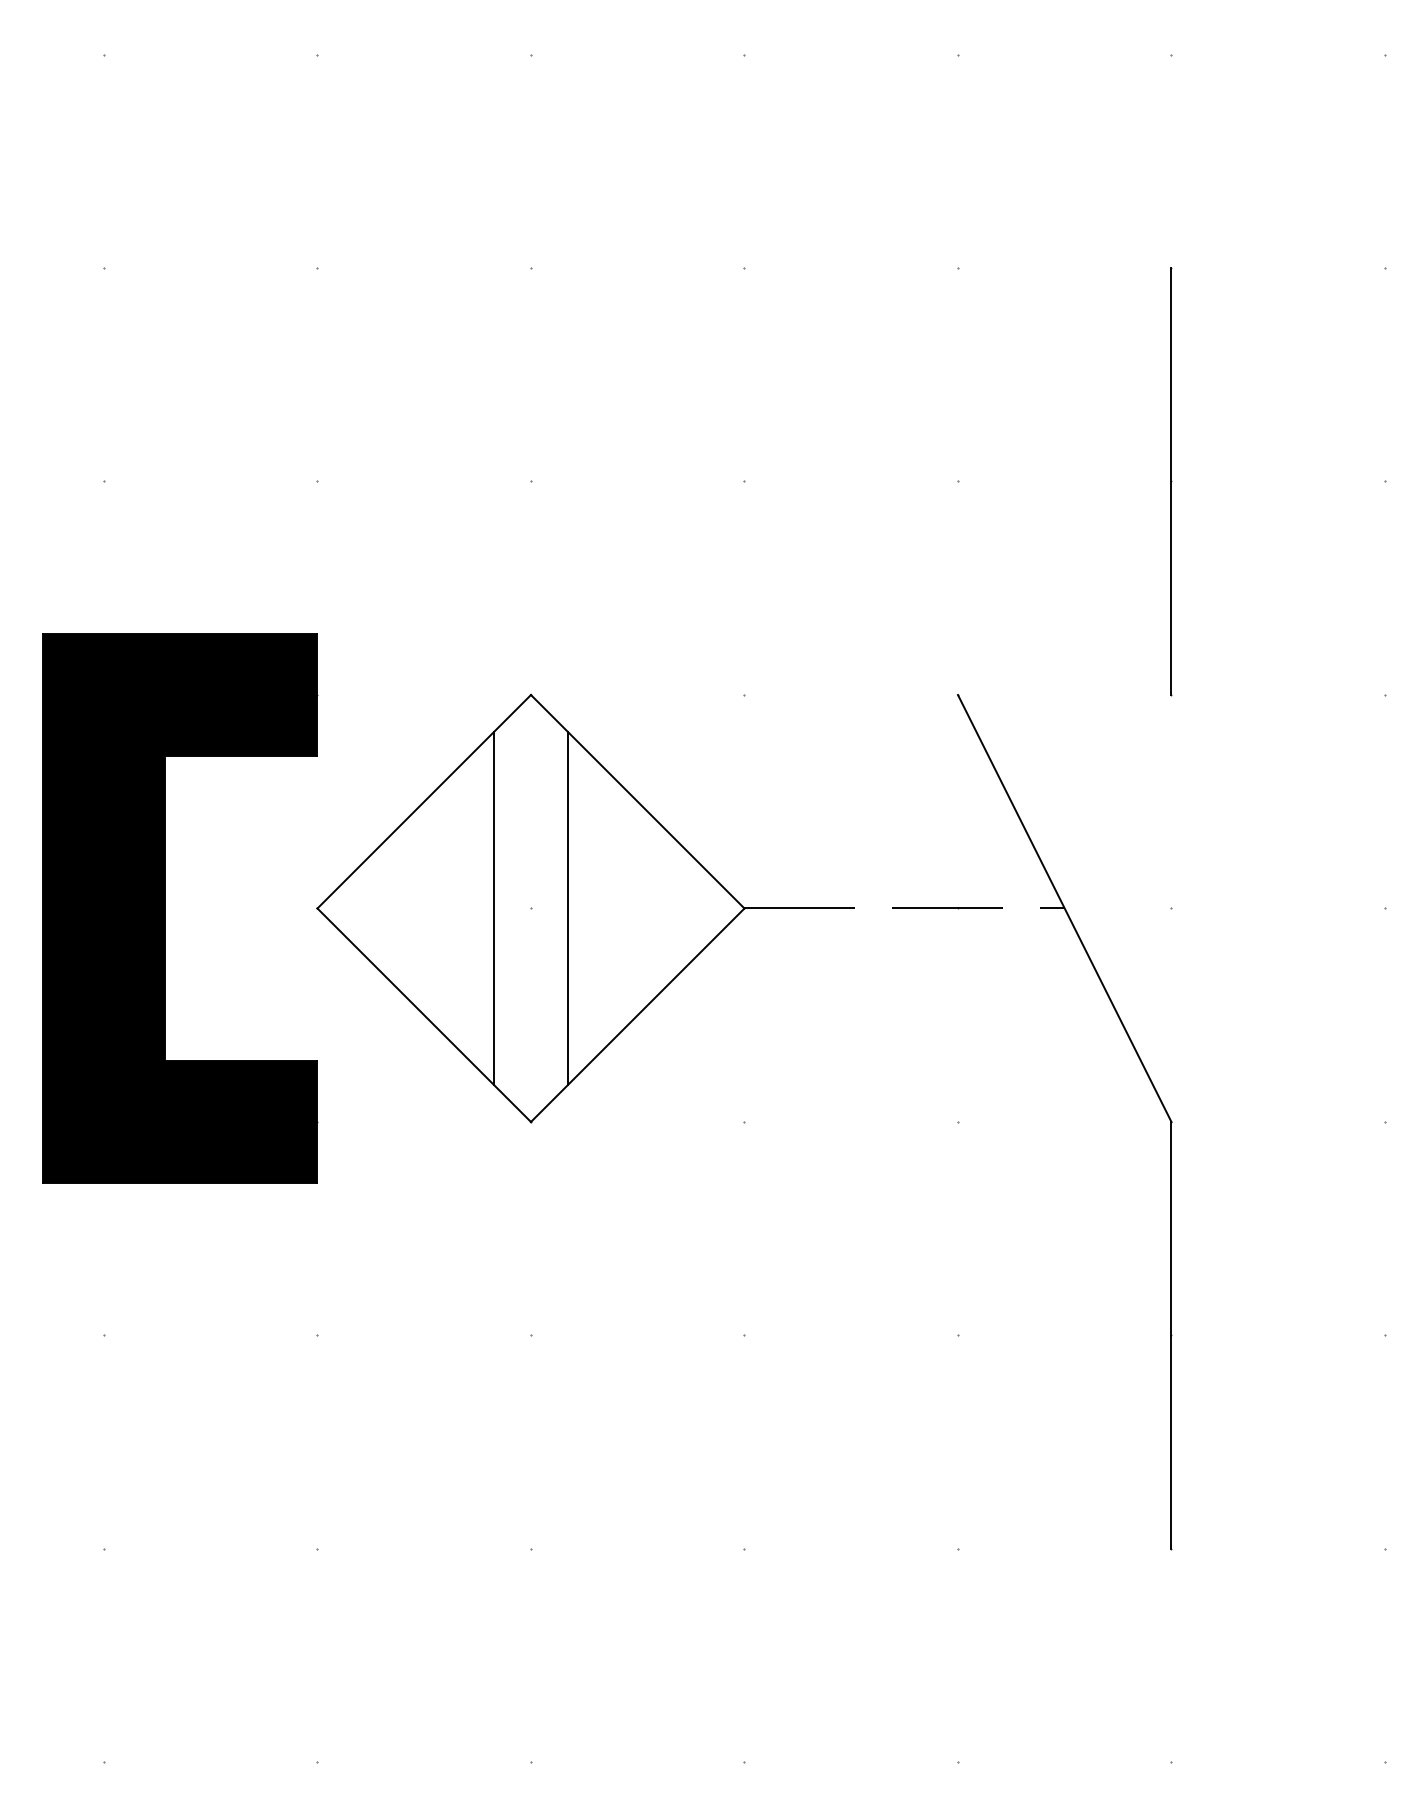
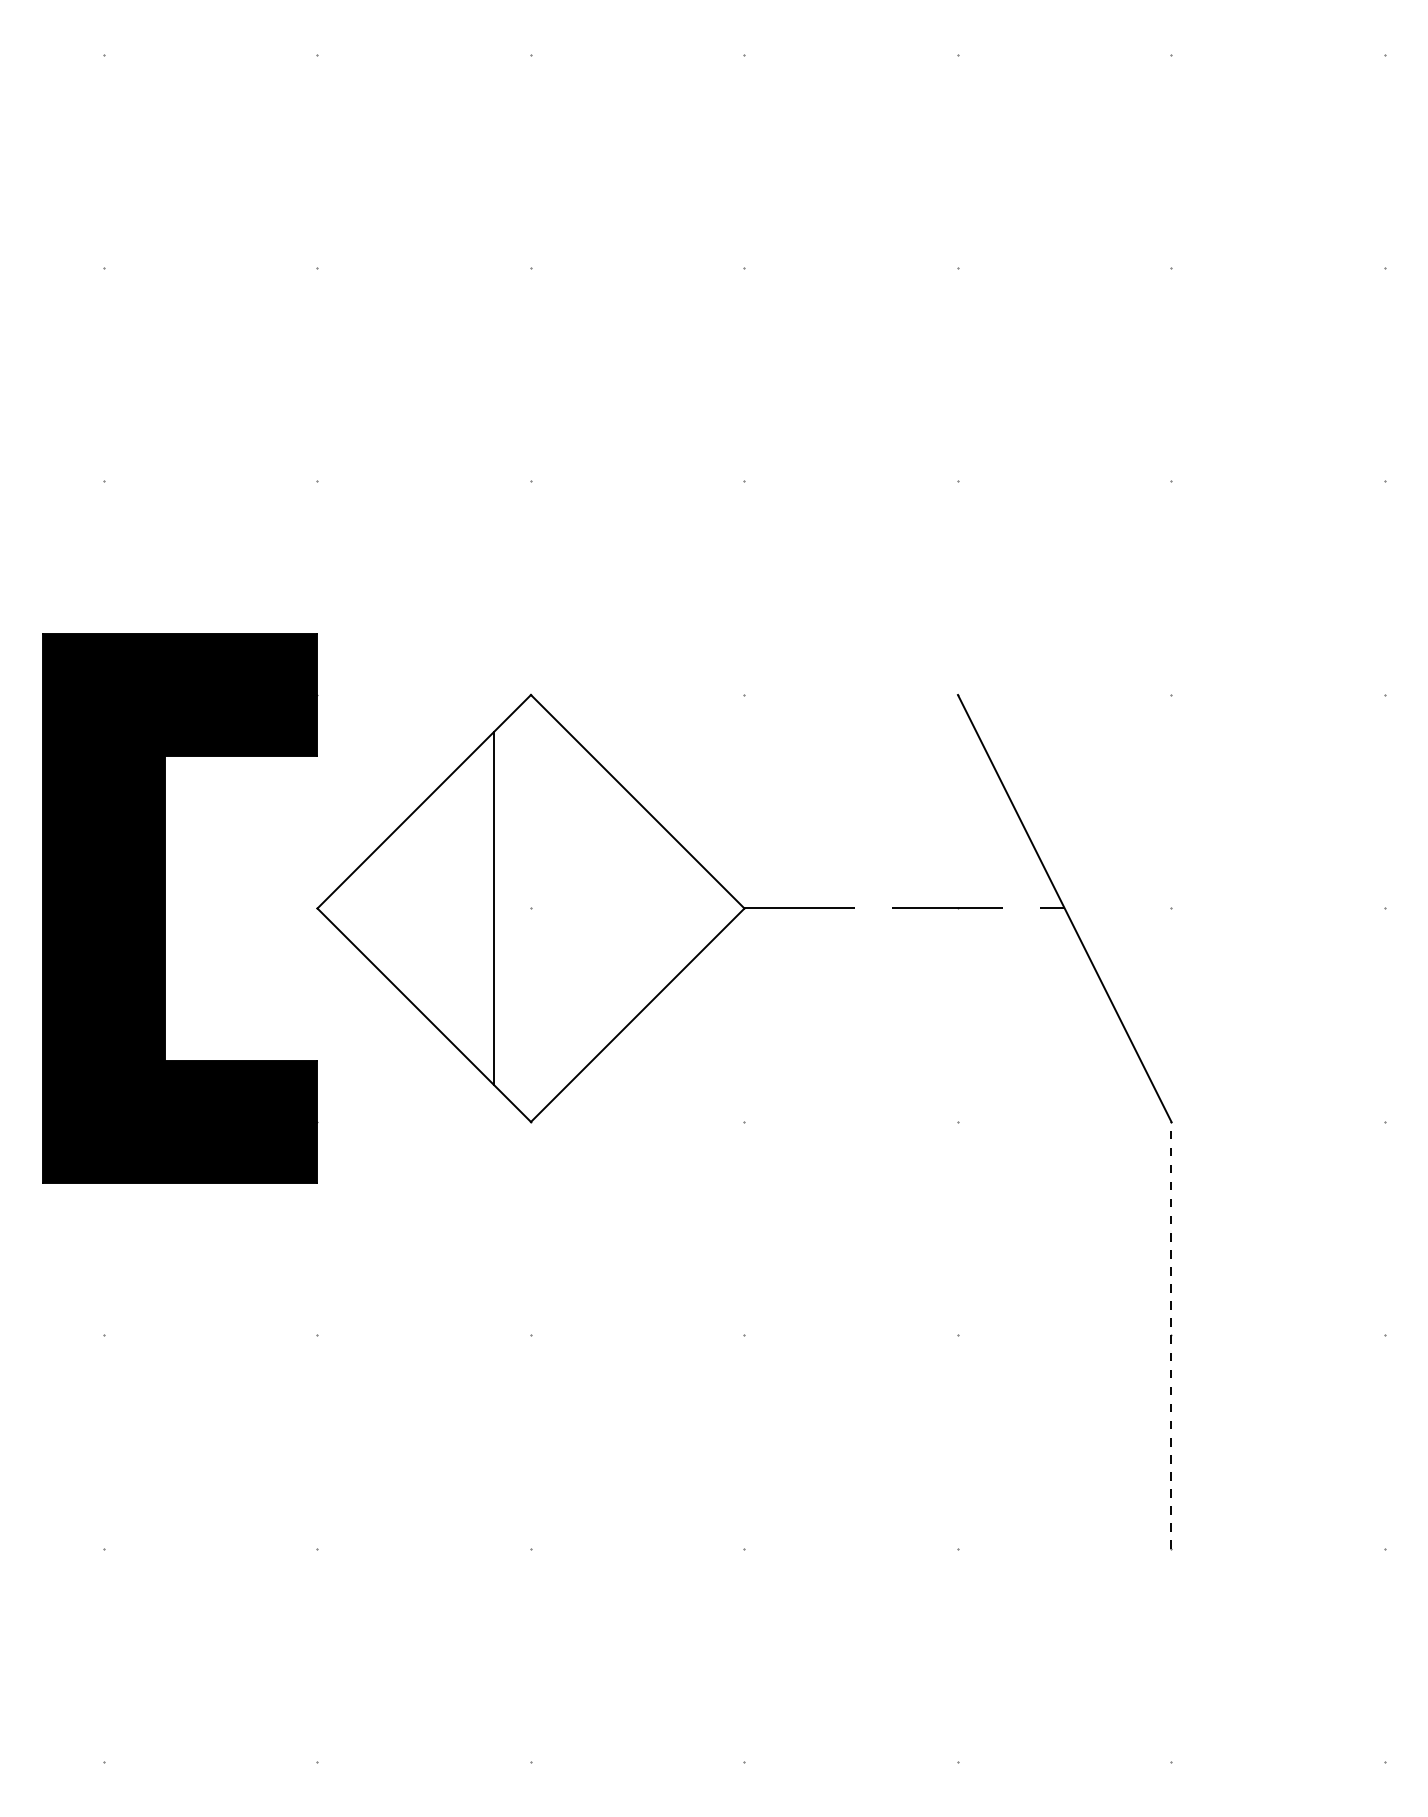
line: present -> none (1171, 481)
line: present -> none (567, 908)
line: solid -> dashed (1171, 1334)
